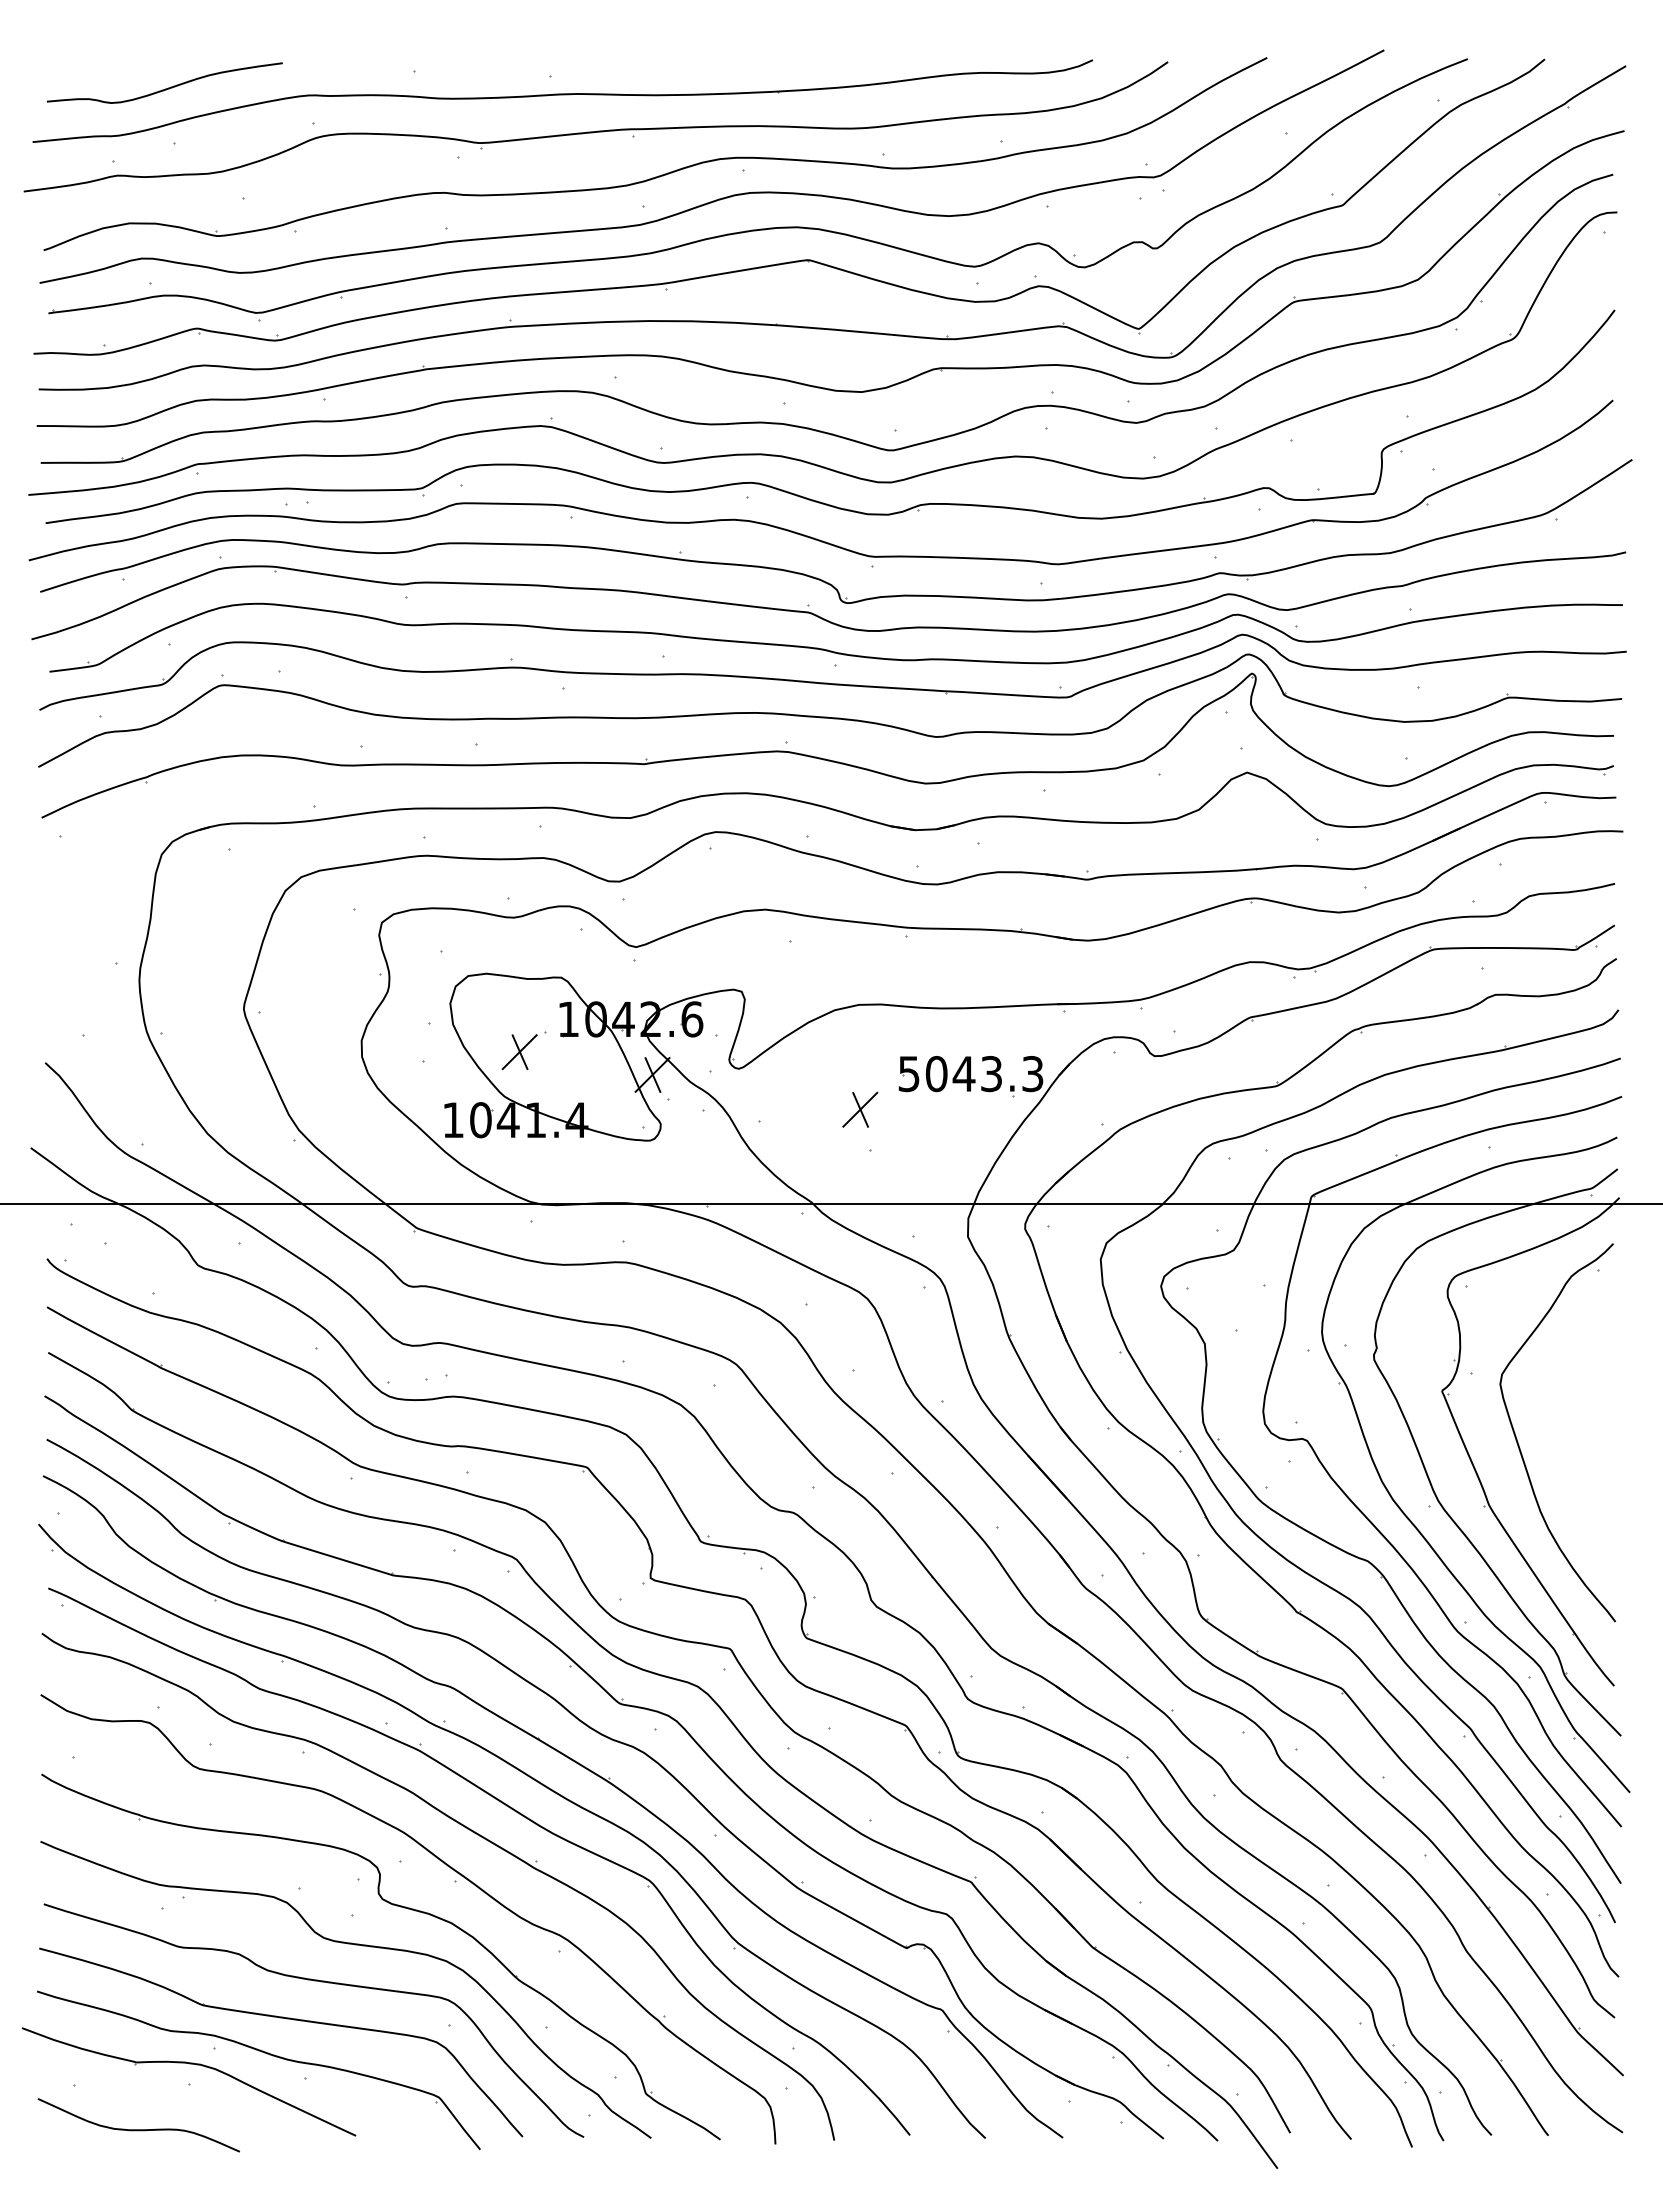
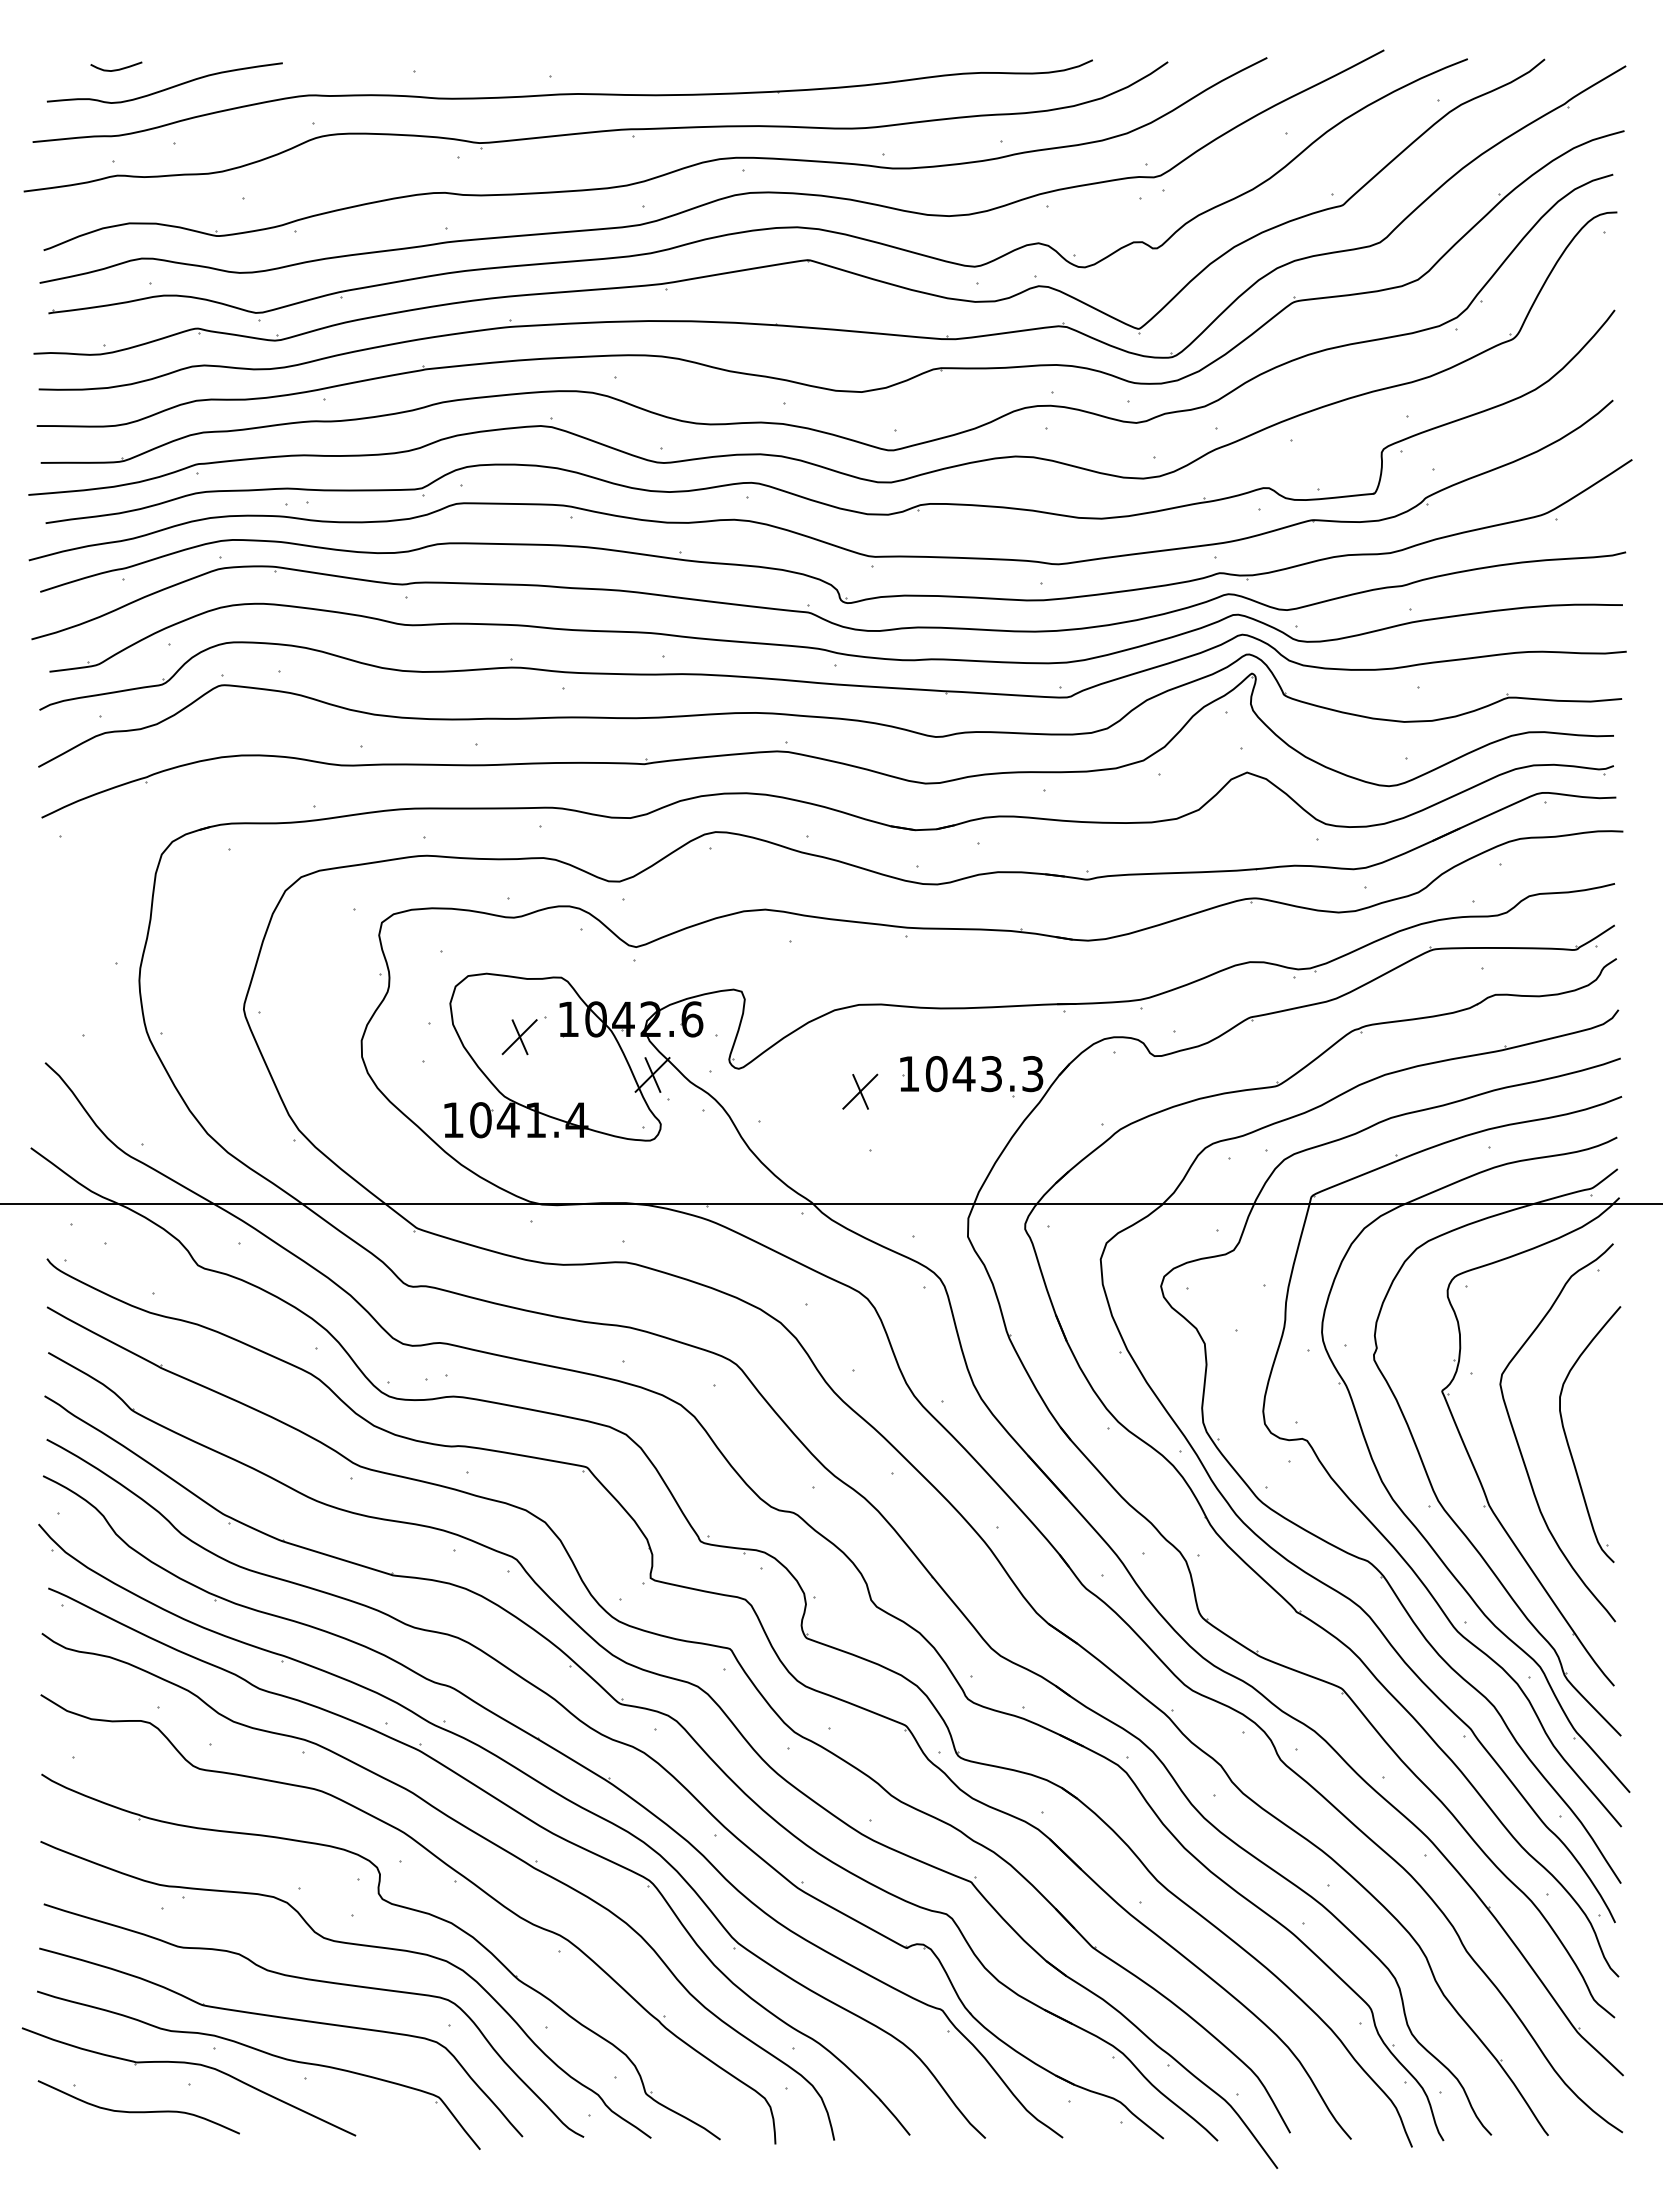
curve: none -> present (116, 69)
part position: (523, 1050) -> (523, 1035) (523, 1035)
text: 5043.3 -> 1043.3 (908, 1074)
part position: (860, 1109) -> (860, 1091) (860, 1091)
part: none -> present (1568, 1441)
curve position: (138, 2129) -> (138, 2111) (138, 2111)
